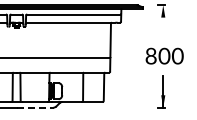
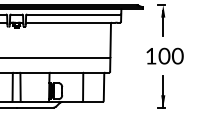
line: none -> present (163, 23)
text: 800 -> 100 (150, 55)
line: dashed -> solid (35, 107)
